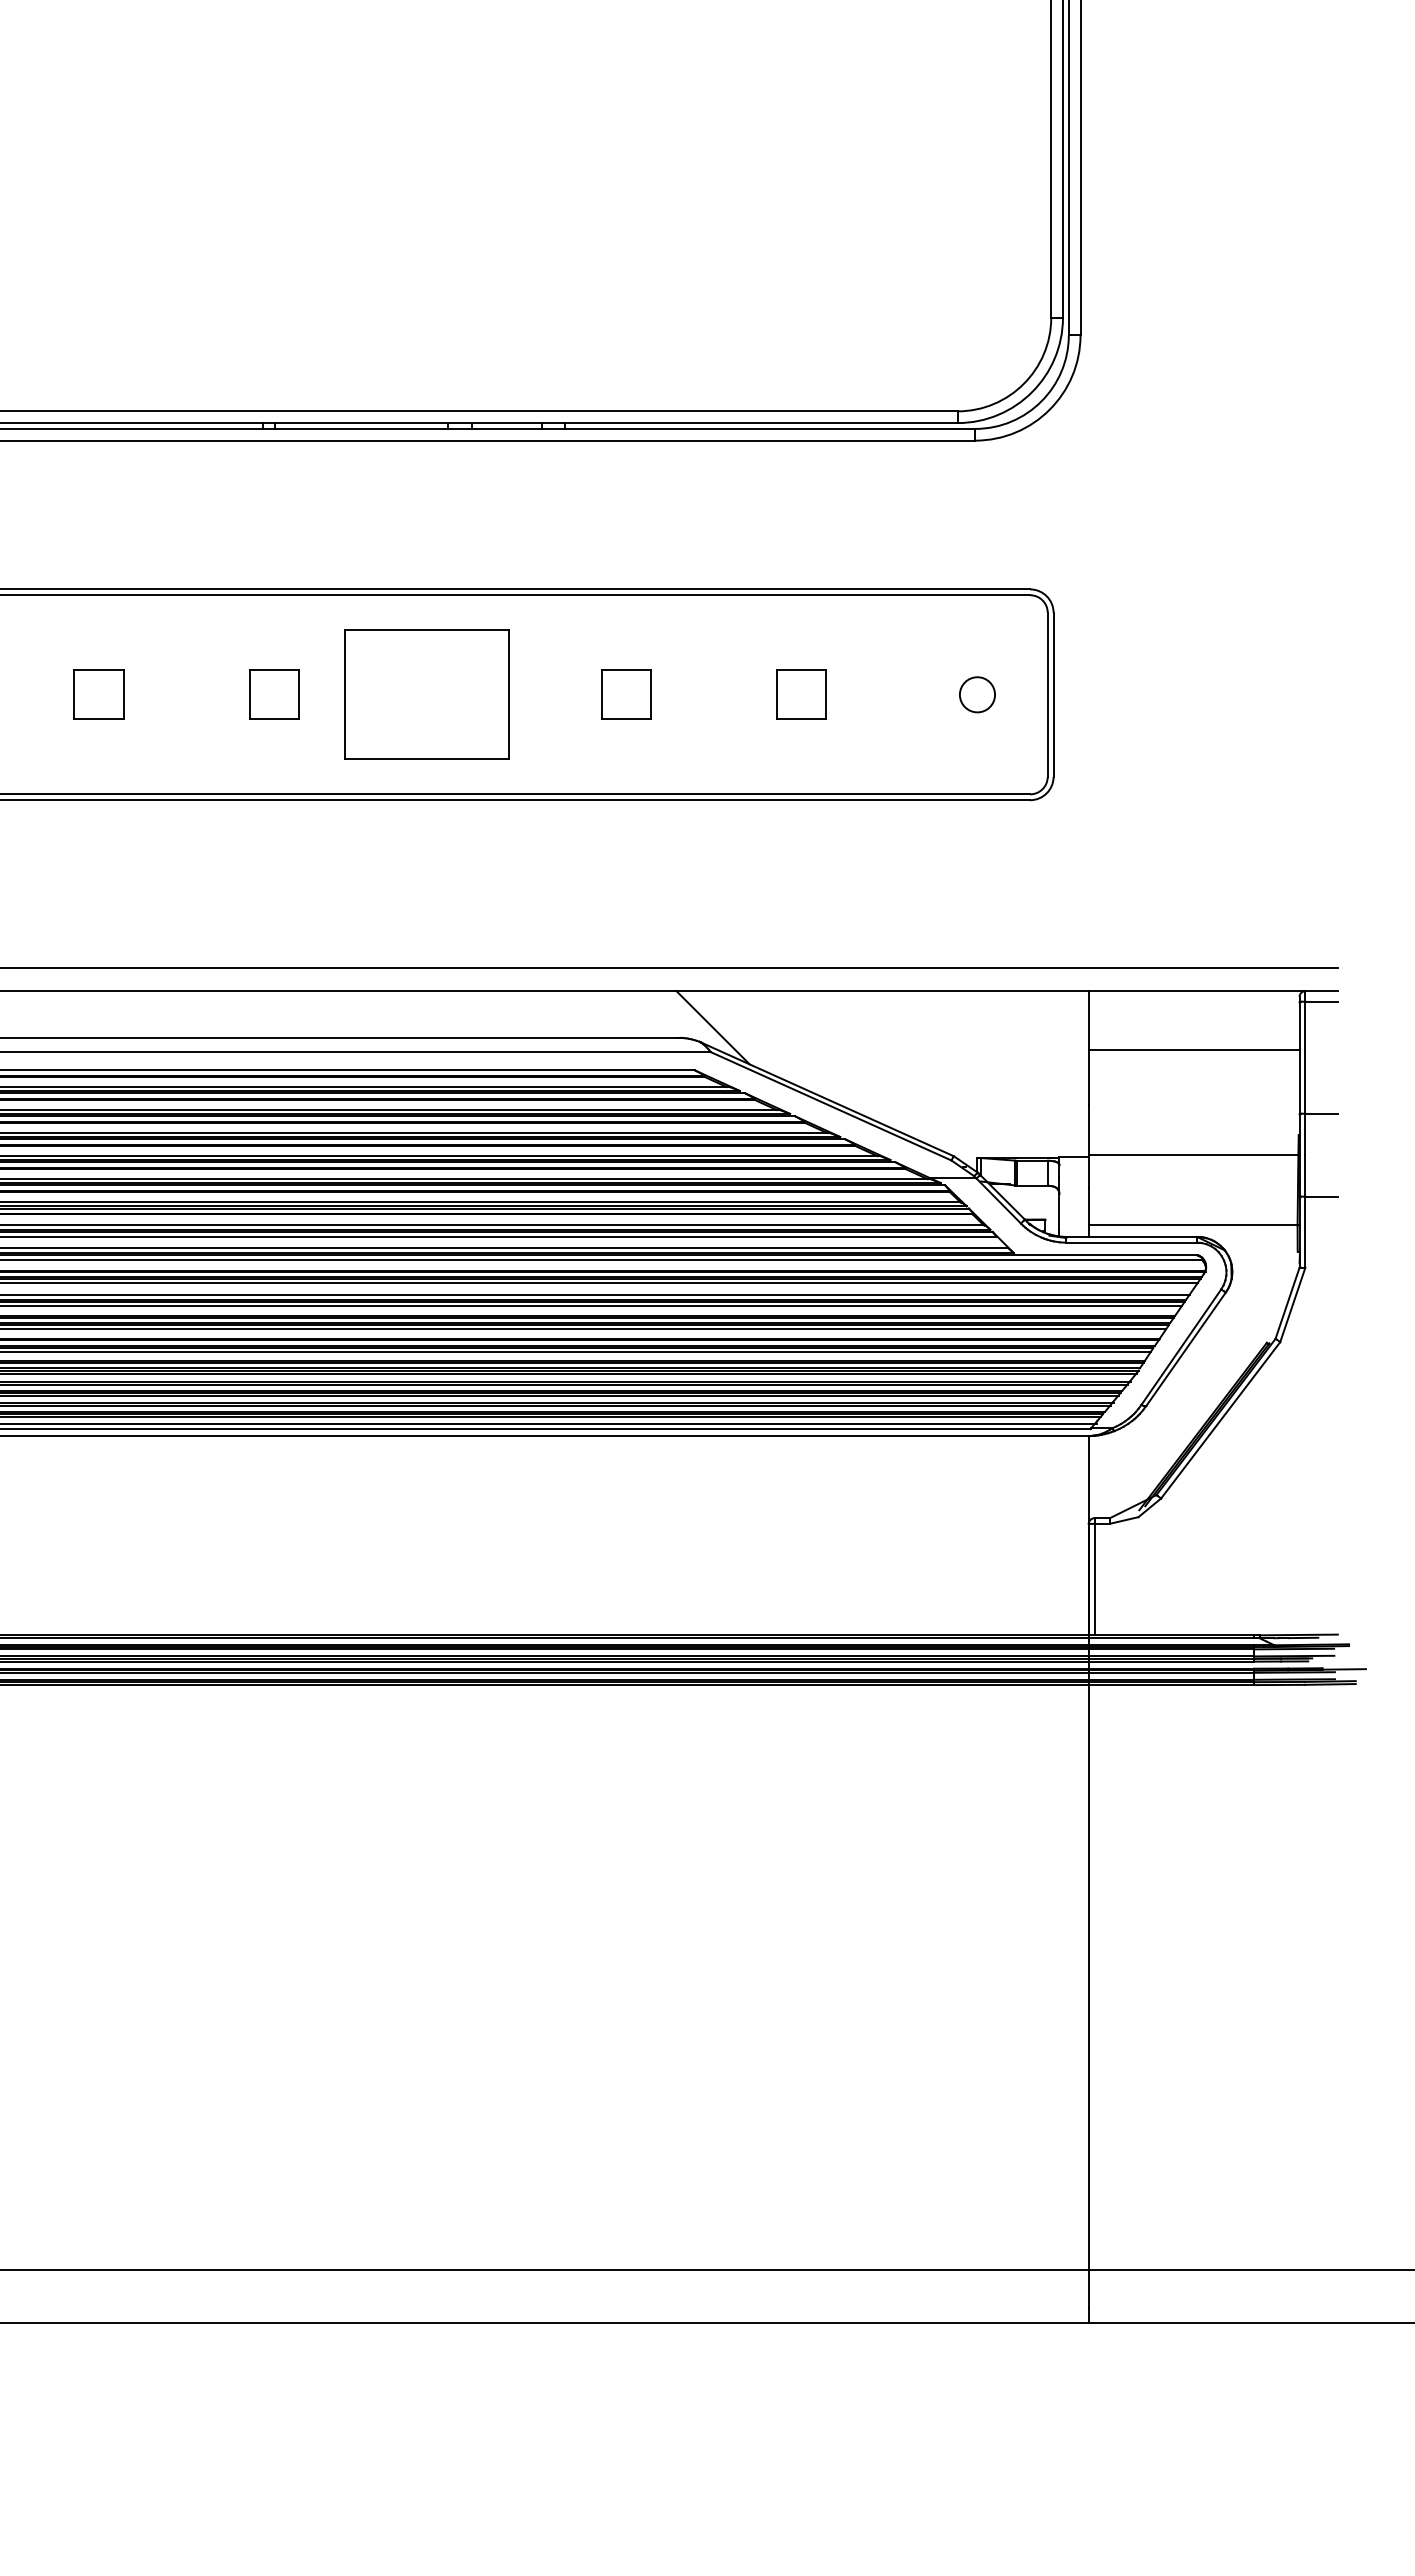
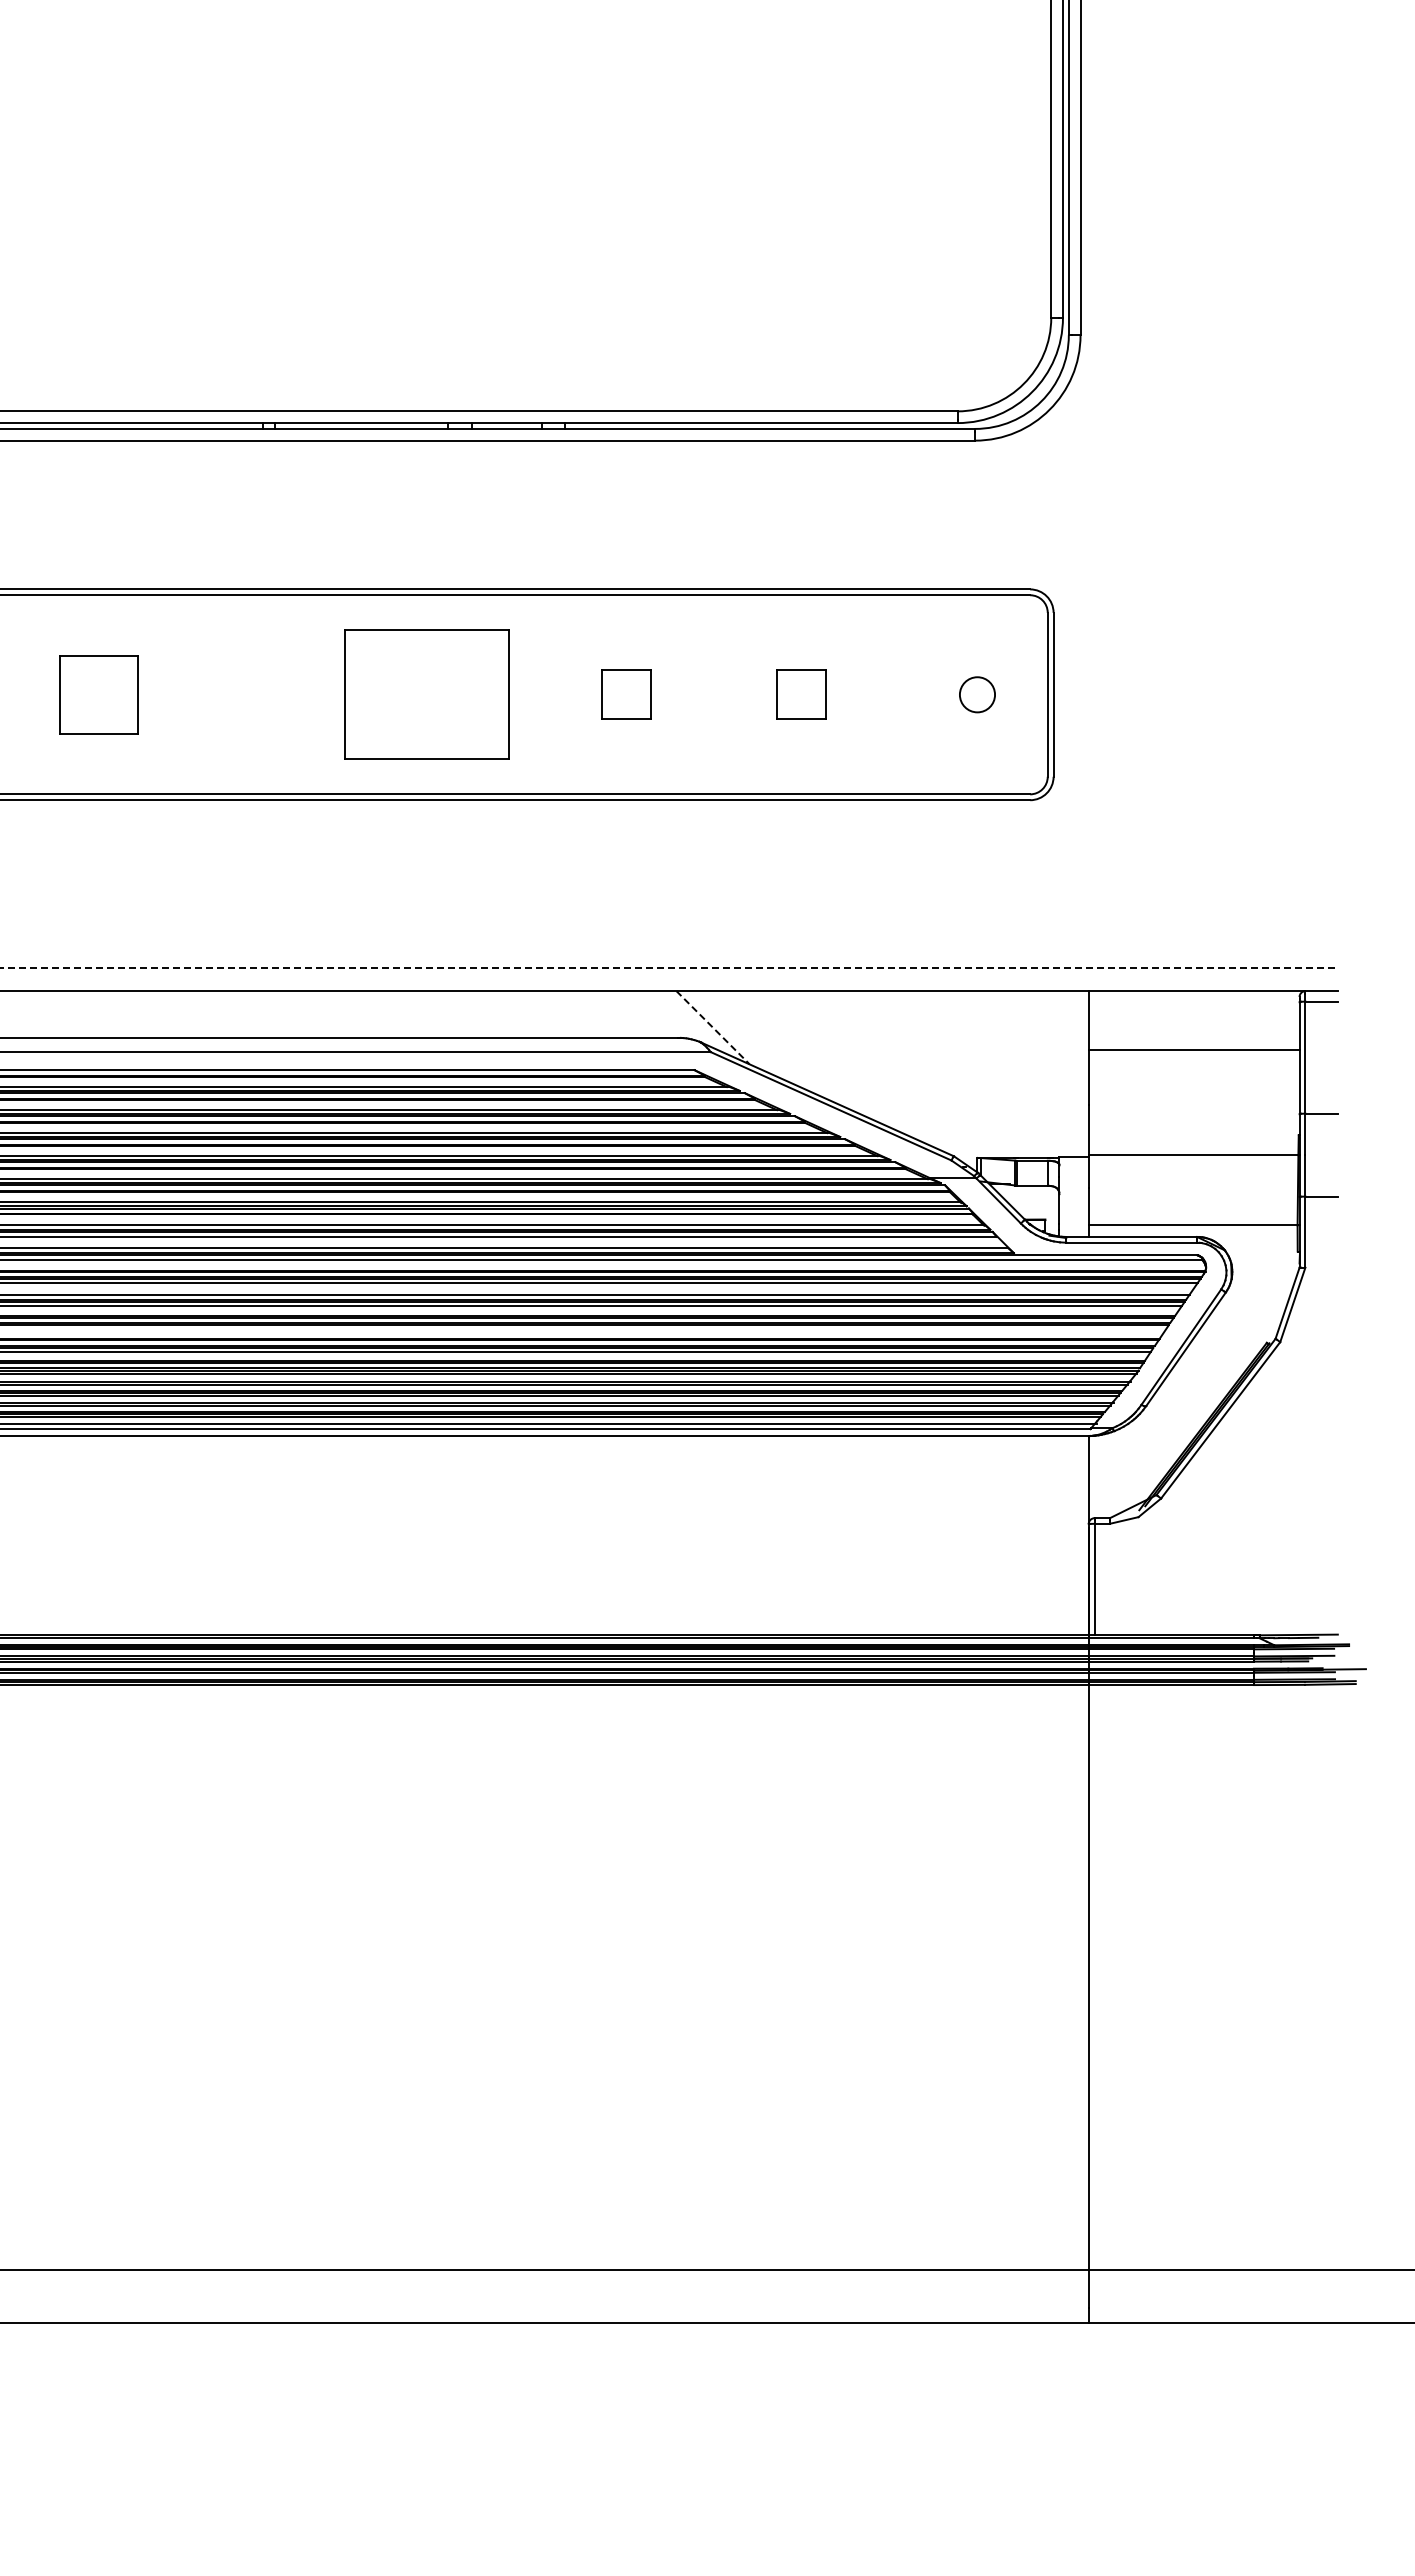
part size: 52x51 px -> 80x80 px (98, 694)
part: present -> none (274, 694)
line: solid -> dashed (669, 967)
line: solid -> dashed (713, 1027)
line: present -> none (584, 1328)
